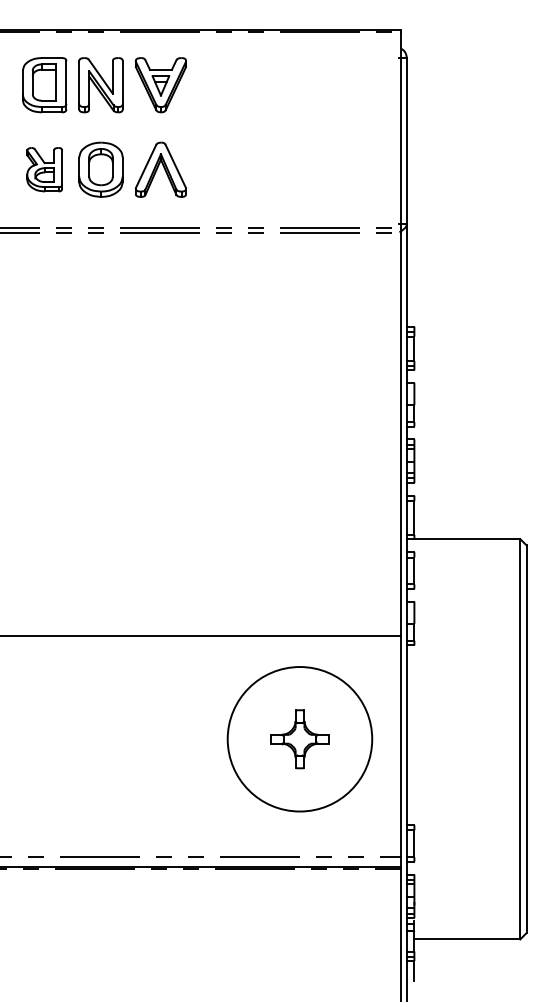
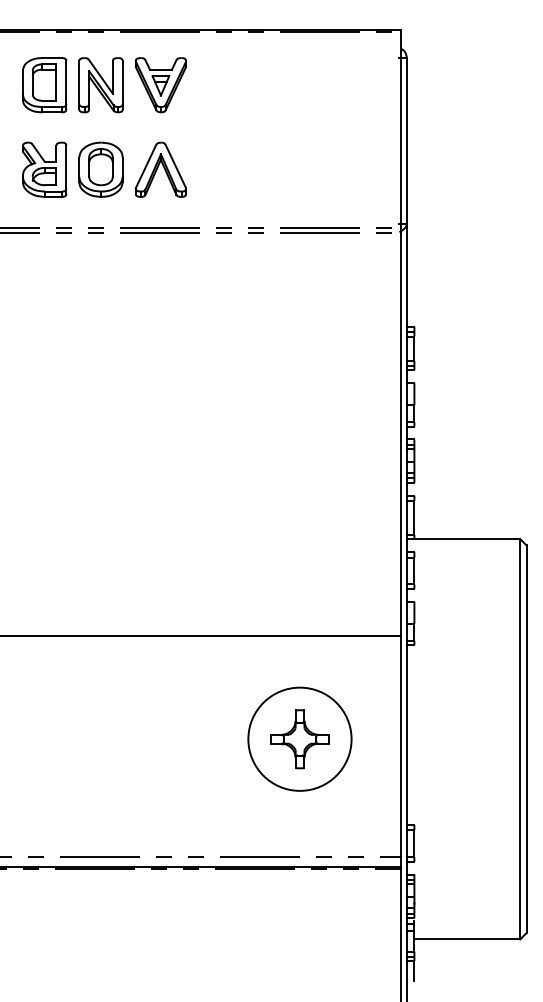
part size: 37x46 px -> 46x57 px (44, 169)
circle diameter: 145 px -> 103 px (299, 738)
